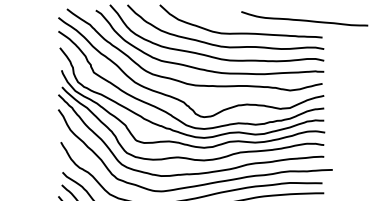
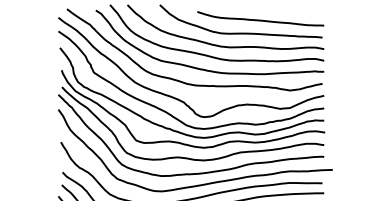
curve position: (304, 19) -> (260, 19) (260, 19)
